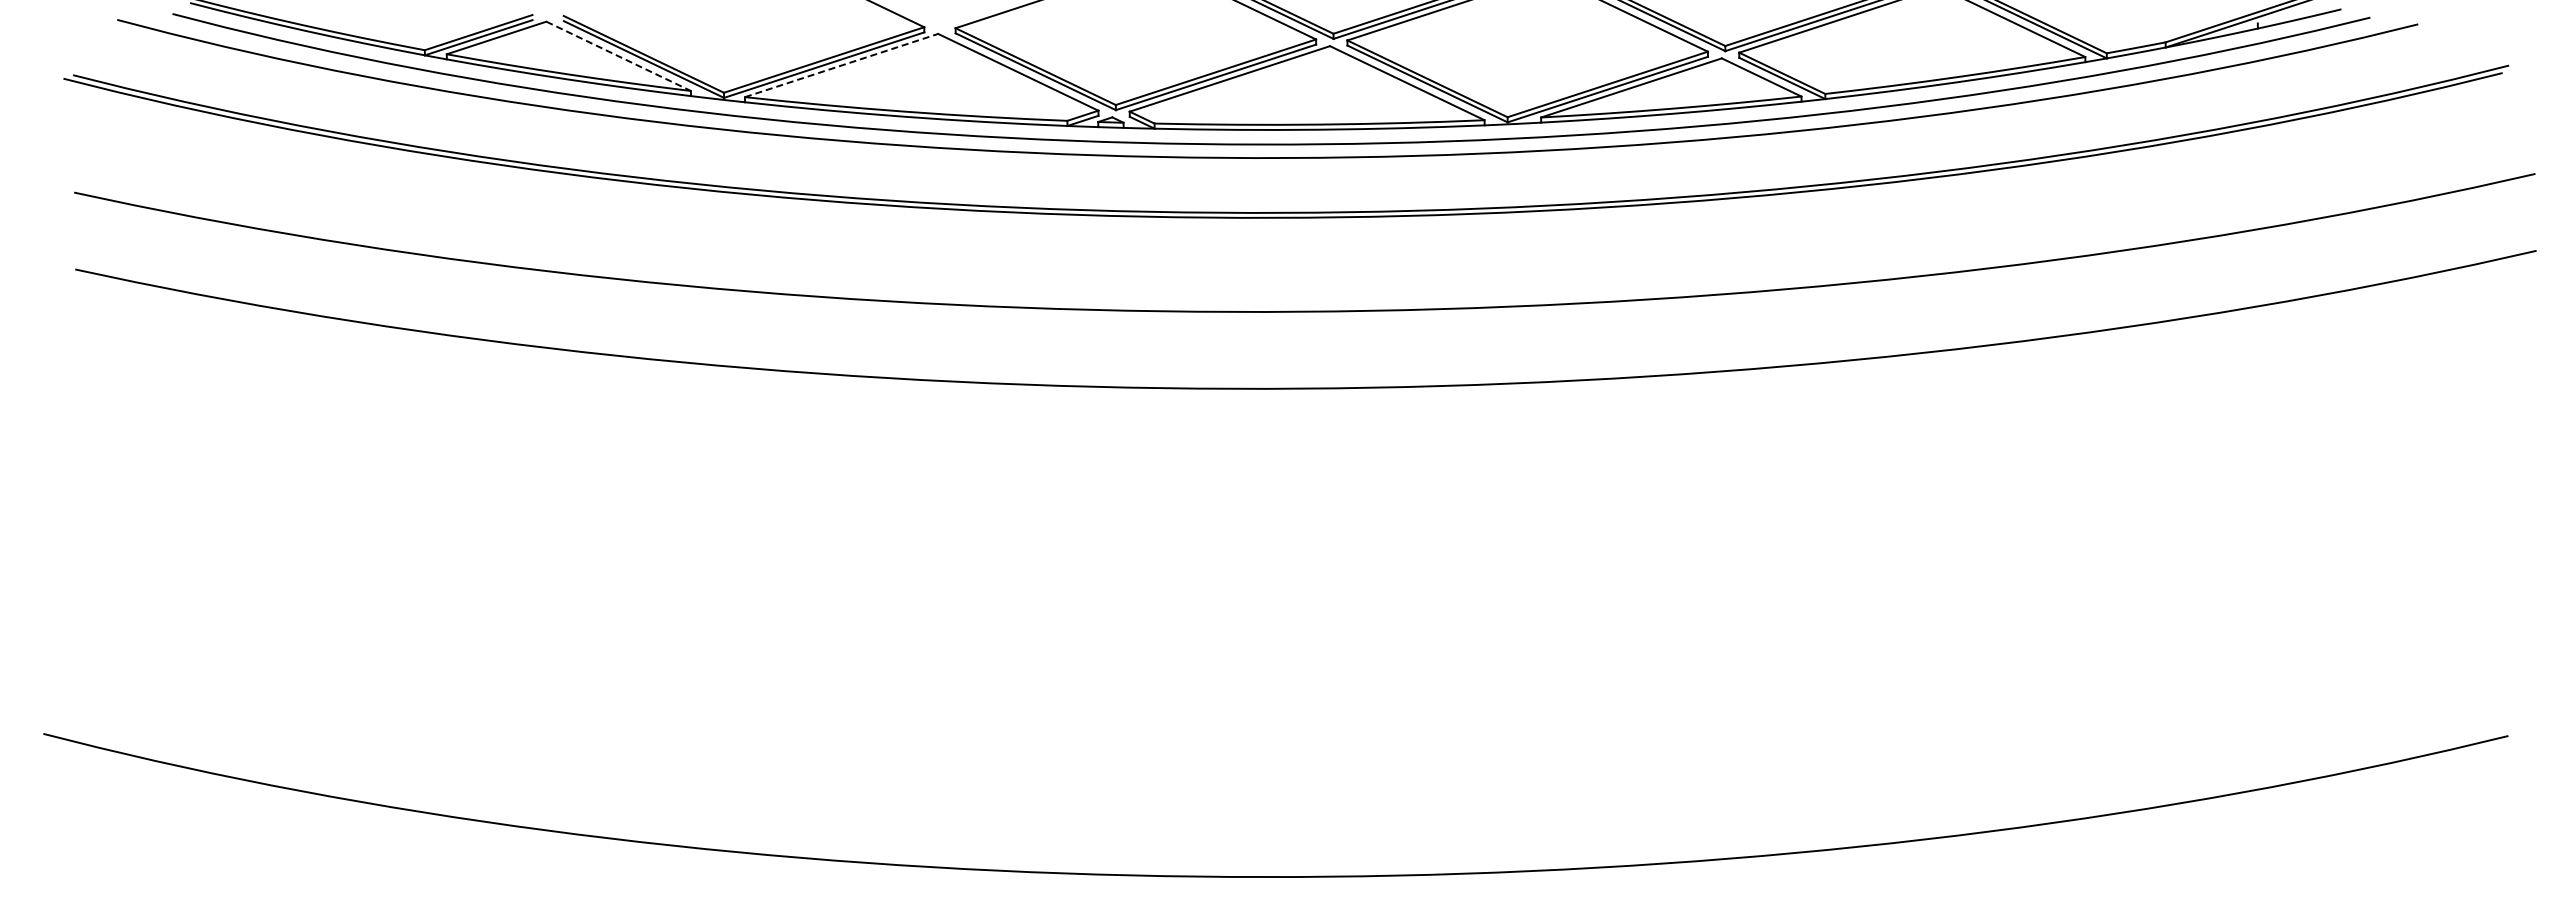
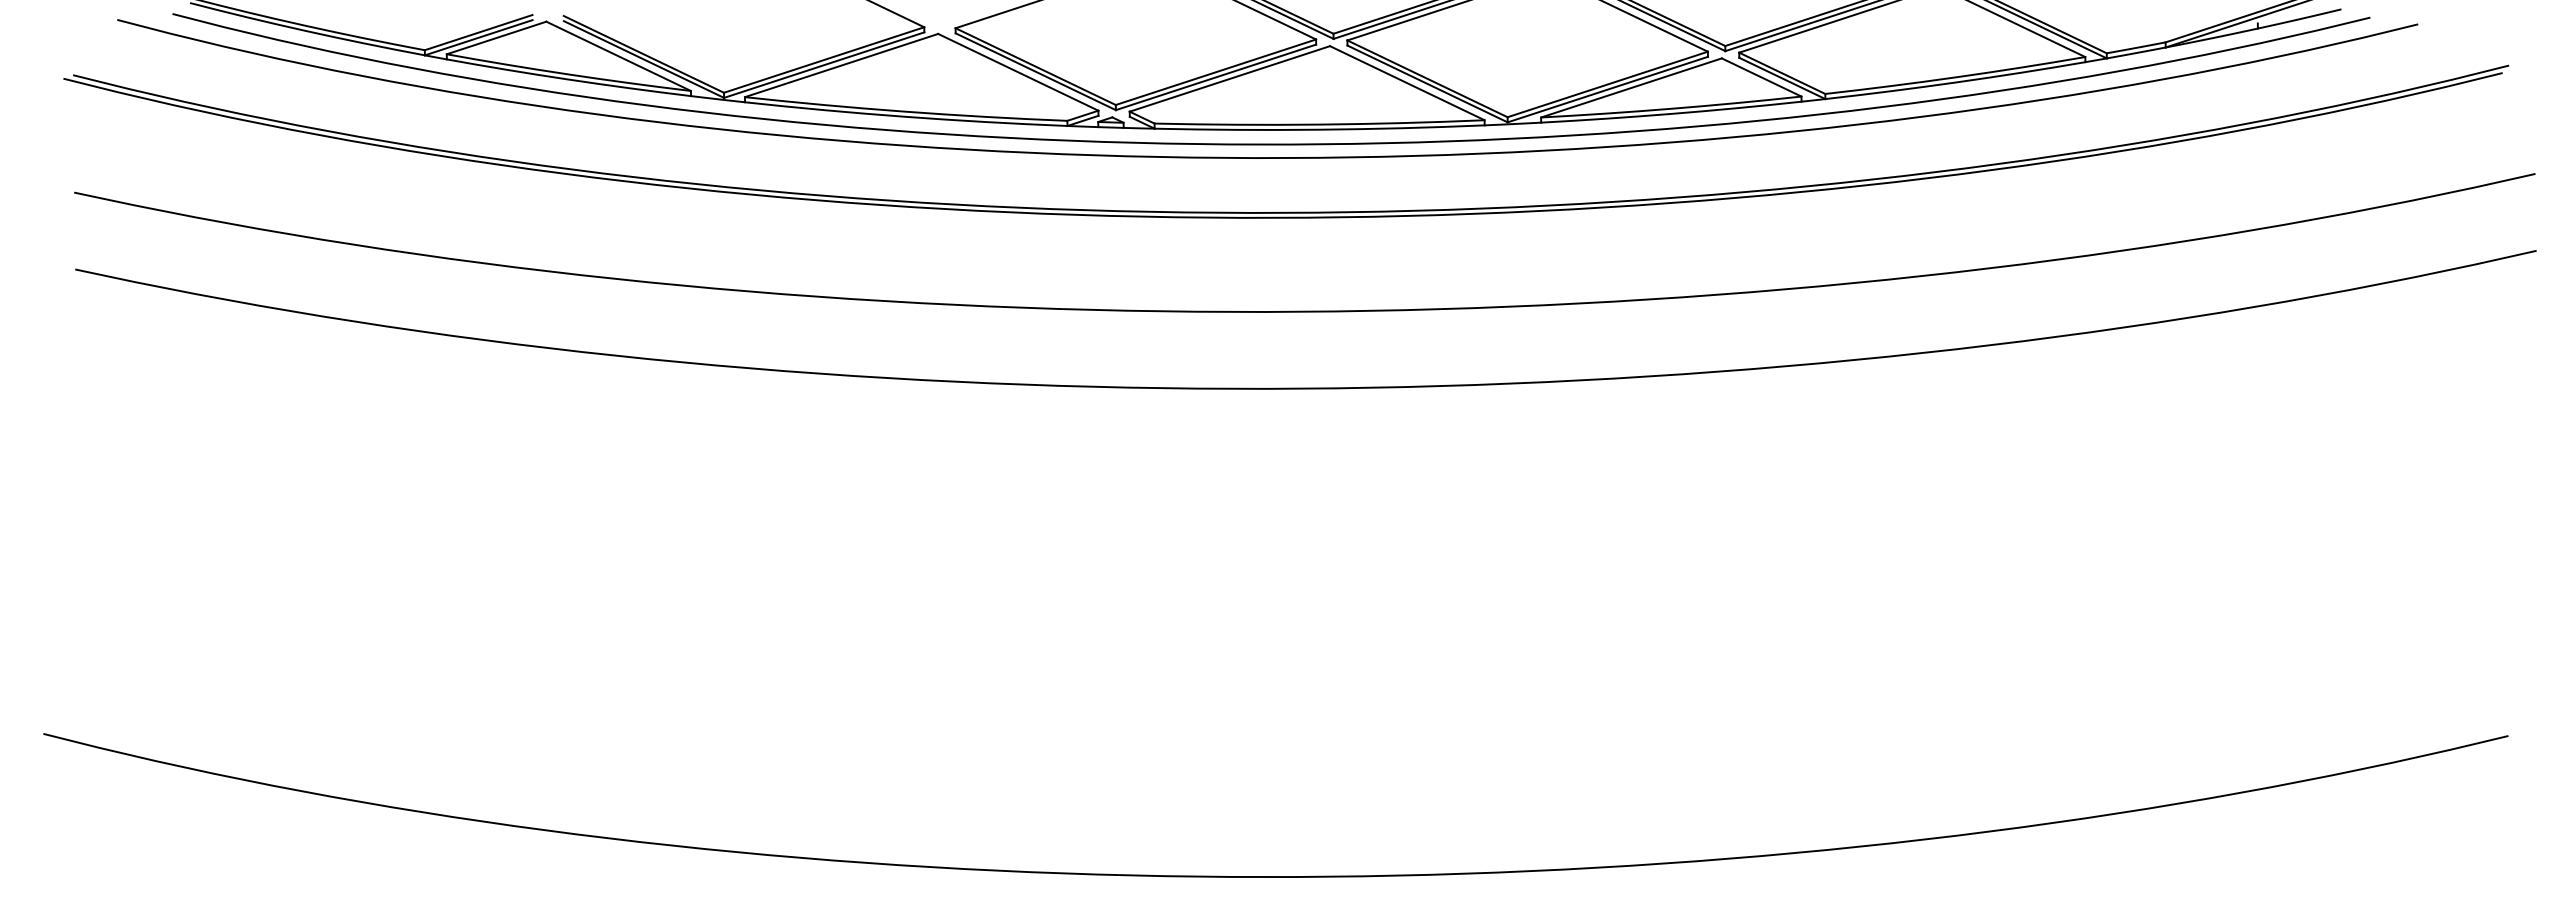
line: dashed -> solid (619, 56)
line: dashed -> solid (841, 65)
